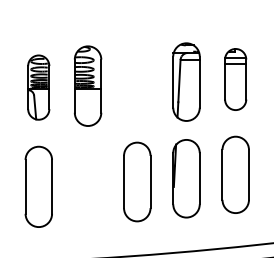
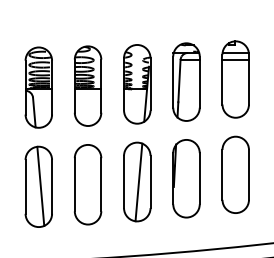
part size: 24x63 px -> 29x79 px (235, 79)
part: none -> present (137, 84)
part size: 24x67 px -> 29x83 px (38, 87)
line: none -> present (138, 182)
part: none -> present (87, 184)
line: none -> present (40, 185)
